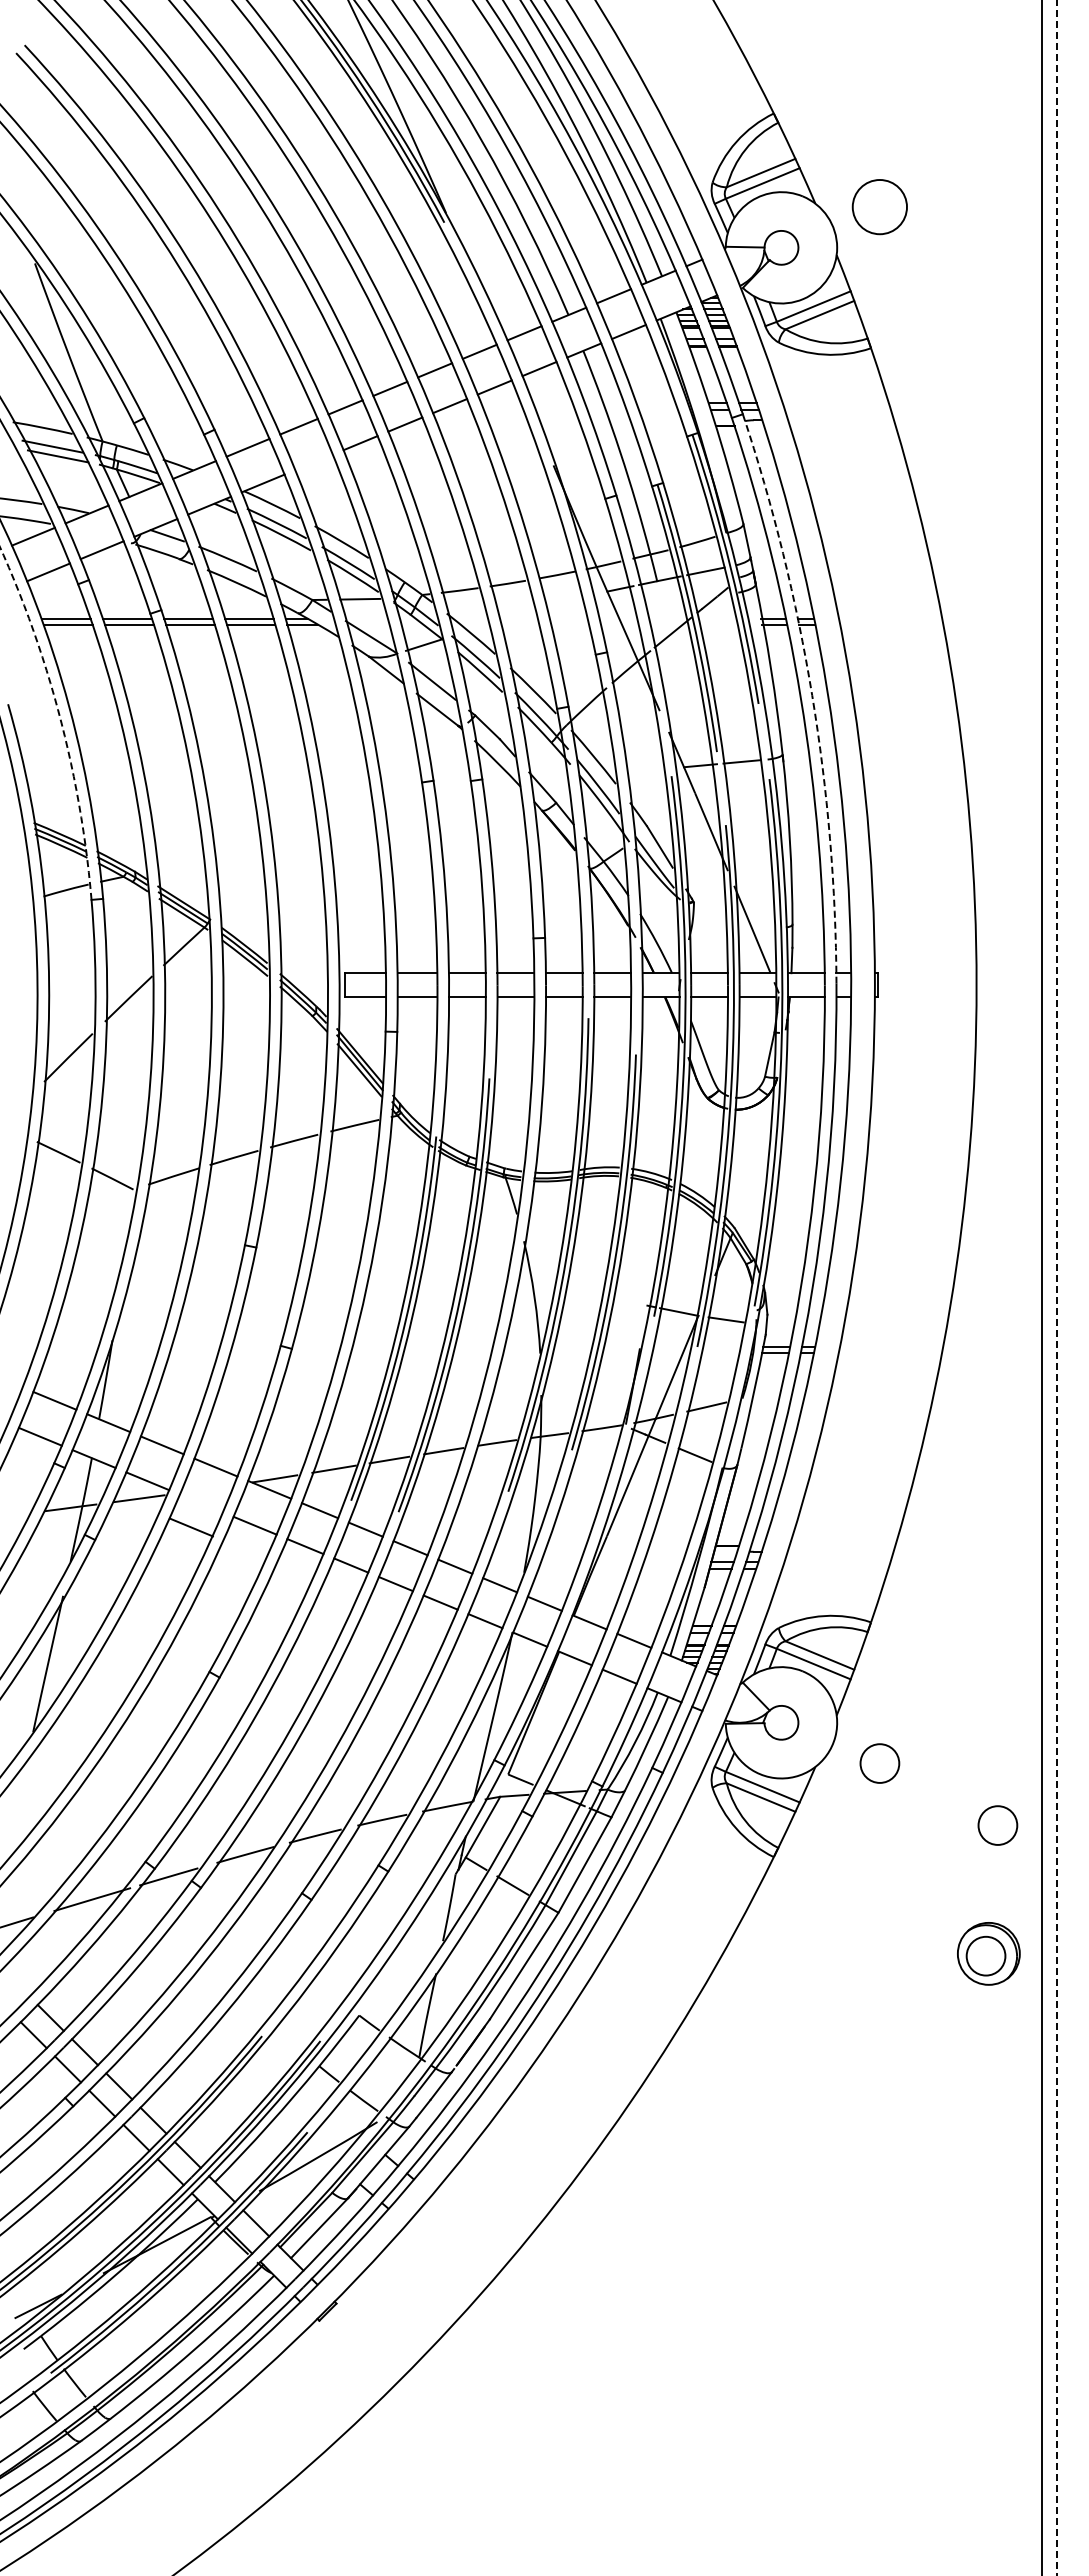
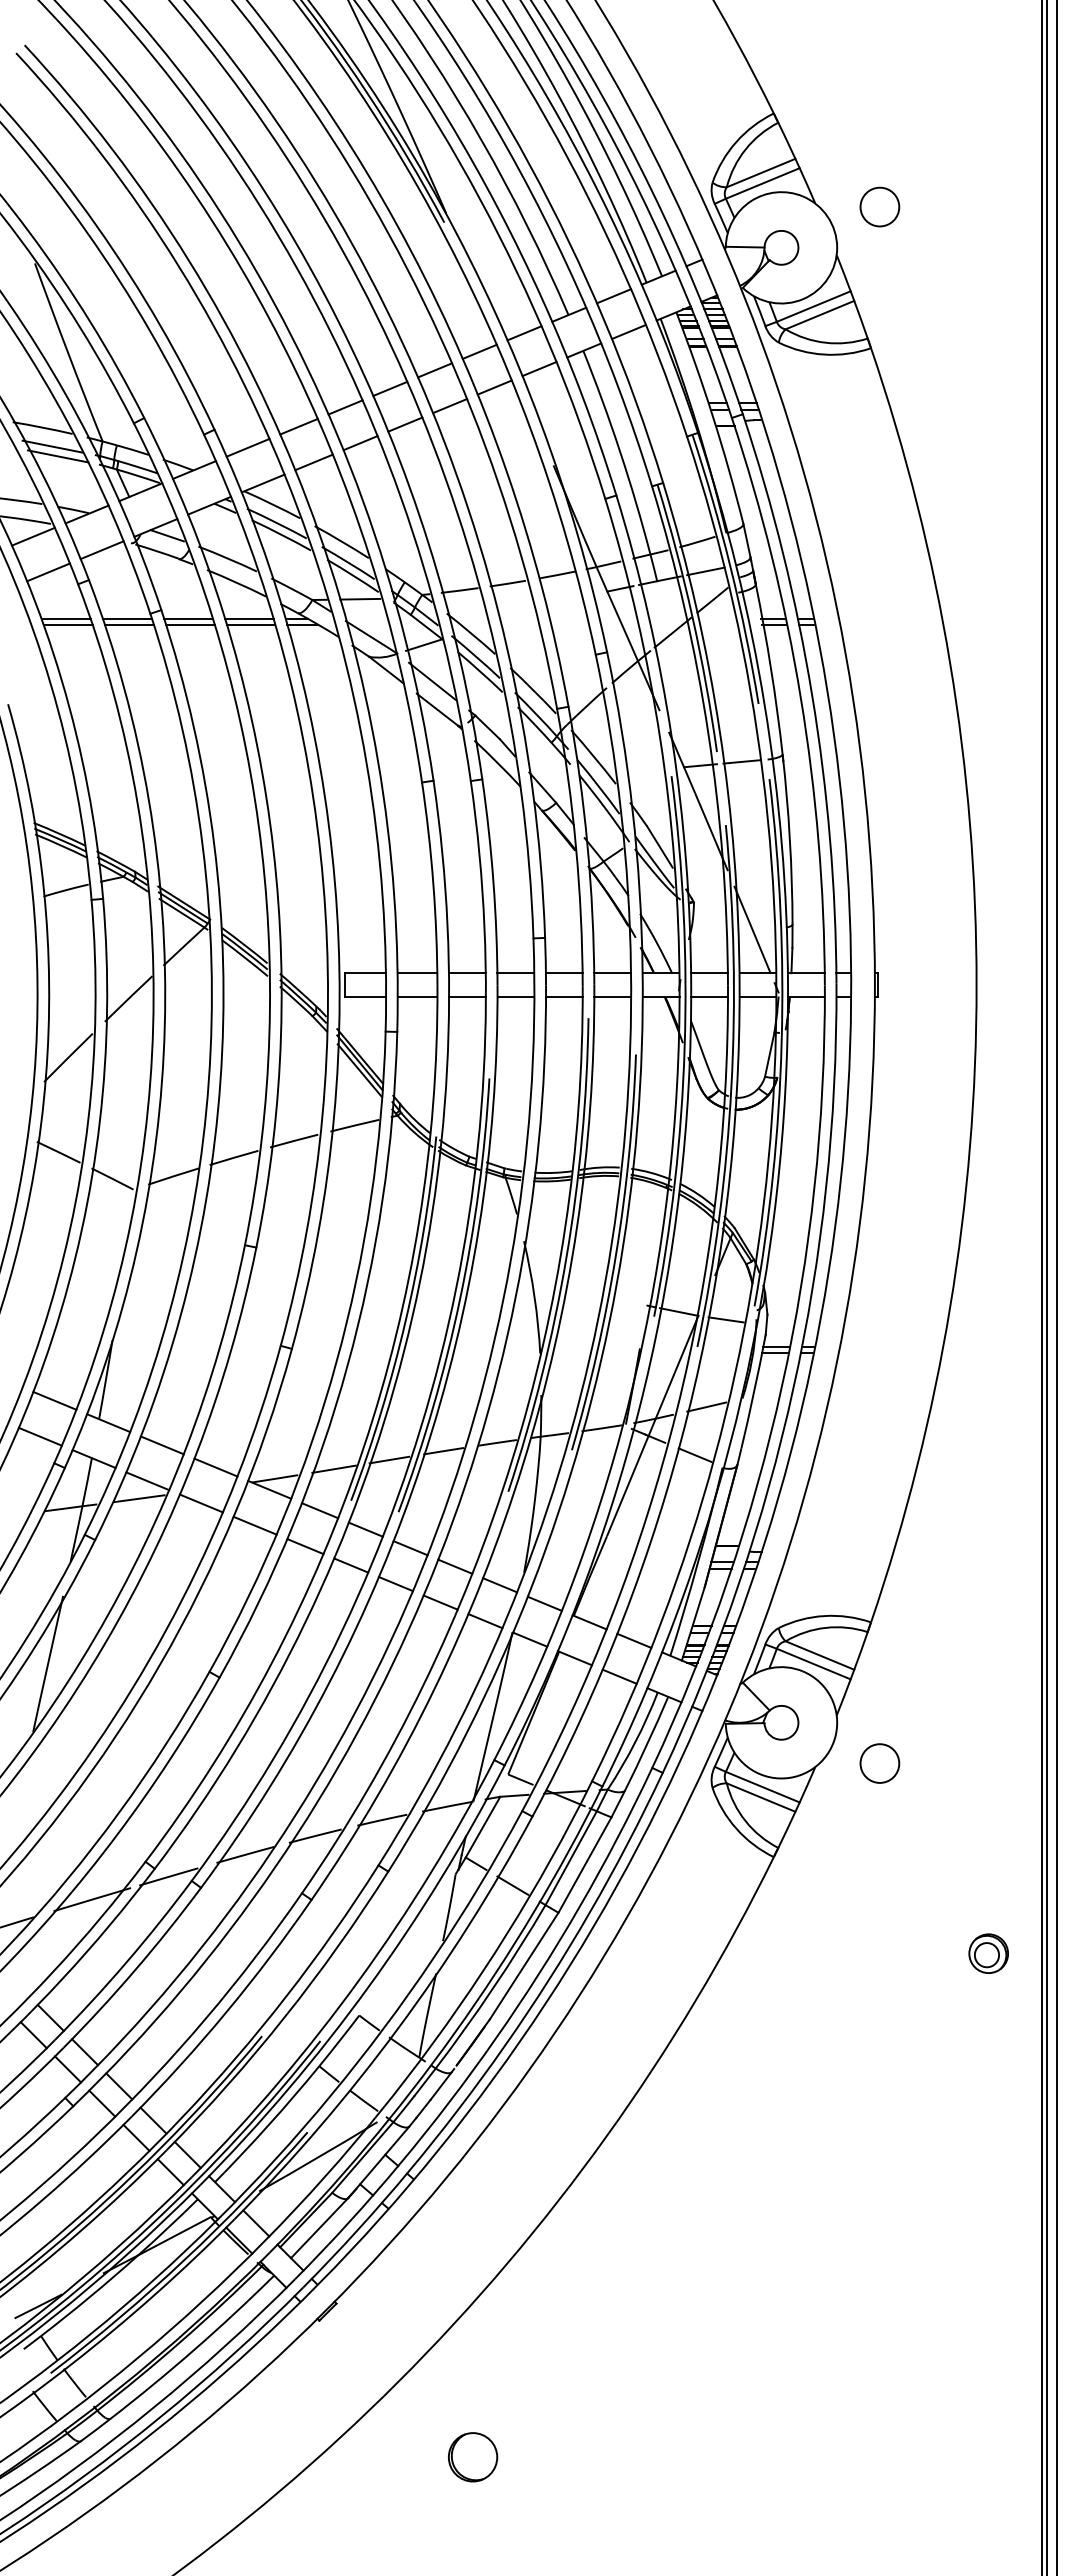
circle size: 57x57 px -> 42x42 px (879, 206)
line: none -> present (313, 462)
arc: dashed -> solid (812, 695)
arc: dashed -> solid (60, 718)
line: none -> present (1046, 1287)
line: dashed -> solid (1056, 1287)
line position: (190, 1527) -> (200, 1503) (200, 1503)
circle: present -> none (997, 1825)
part size: 64x64 px -> 41x41 px (988, 1953)
part: none -> present (473, 2457)
